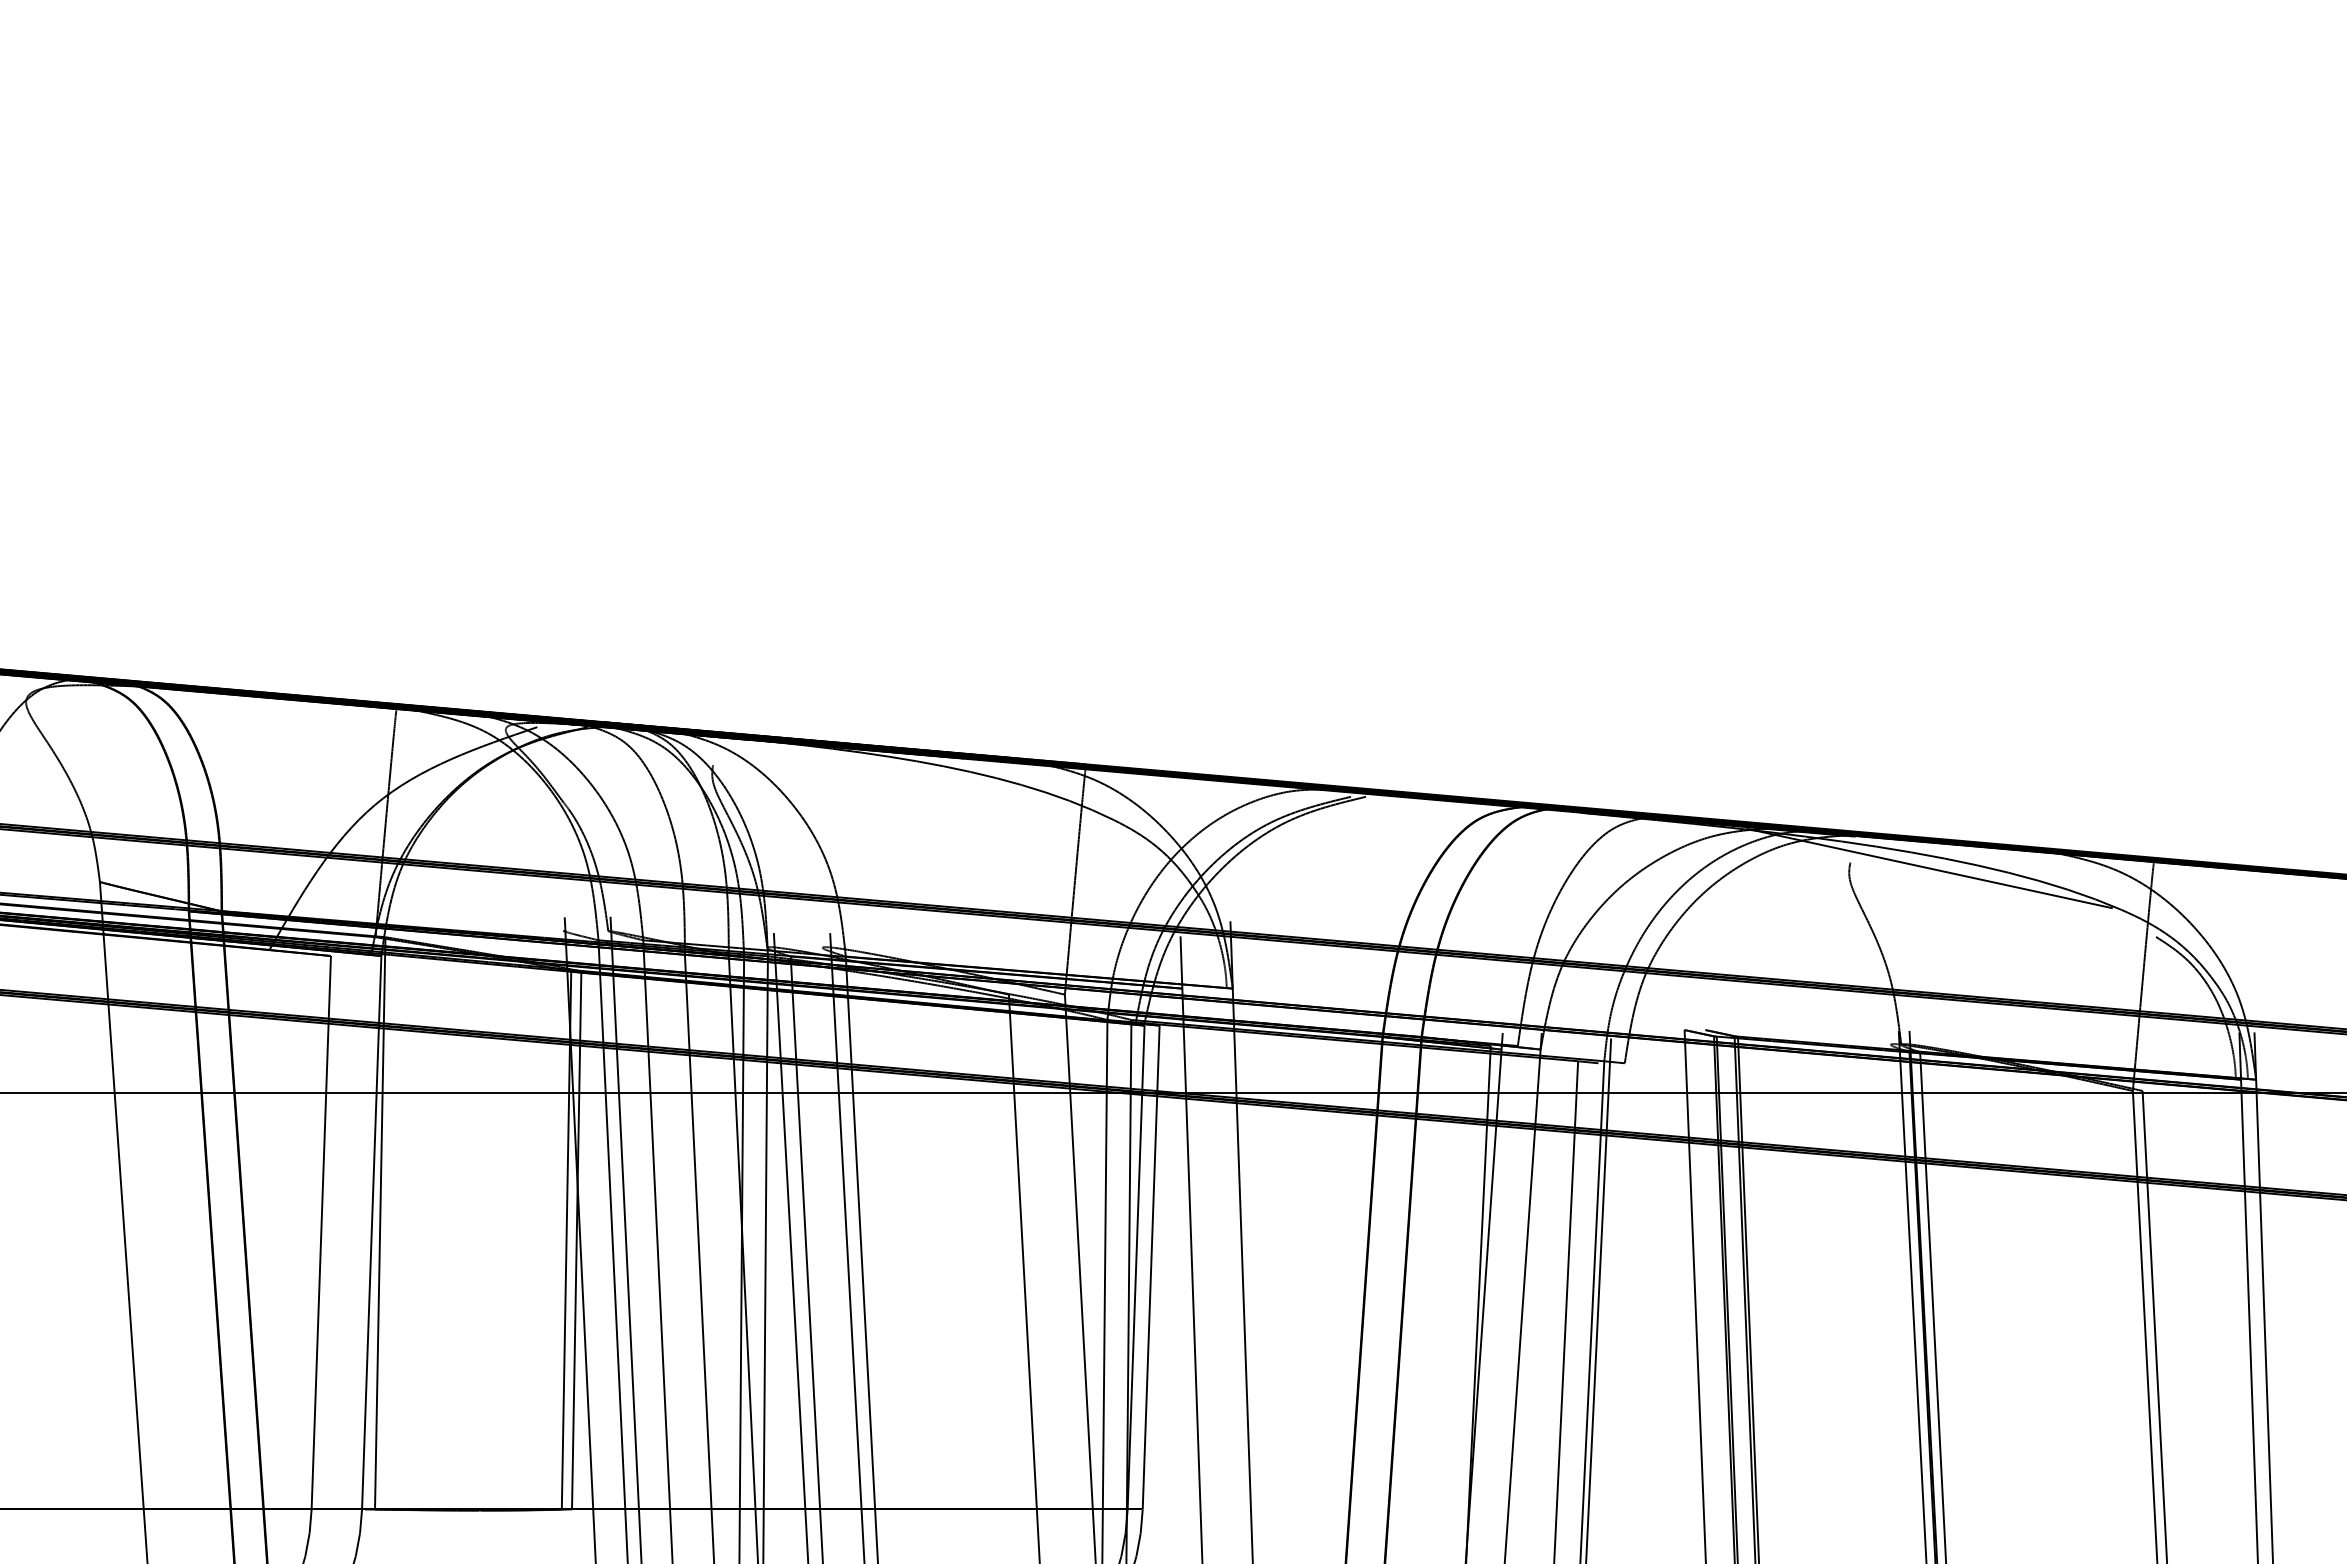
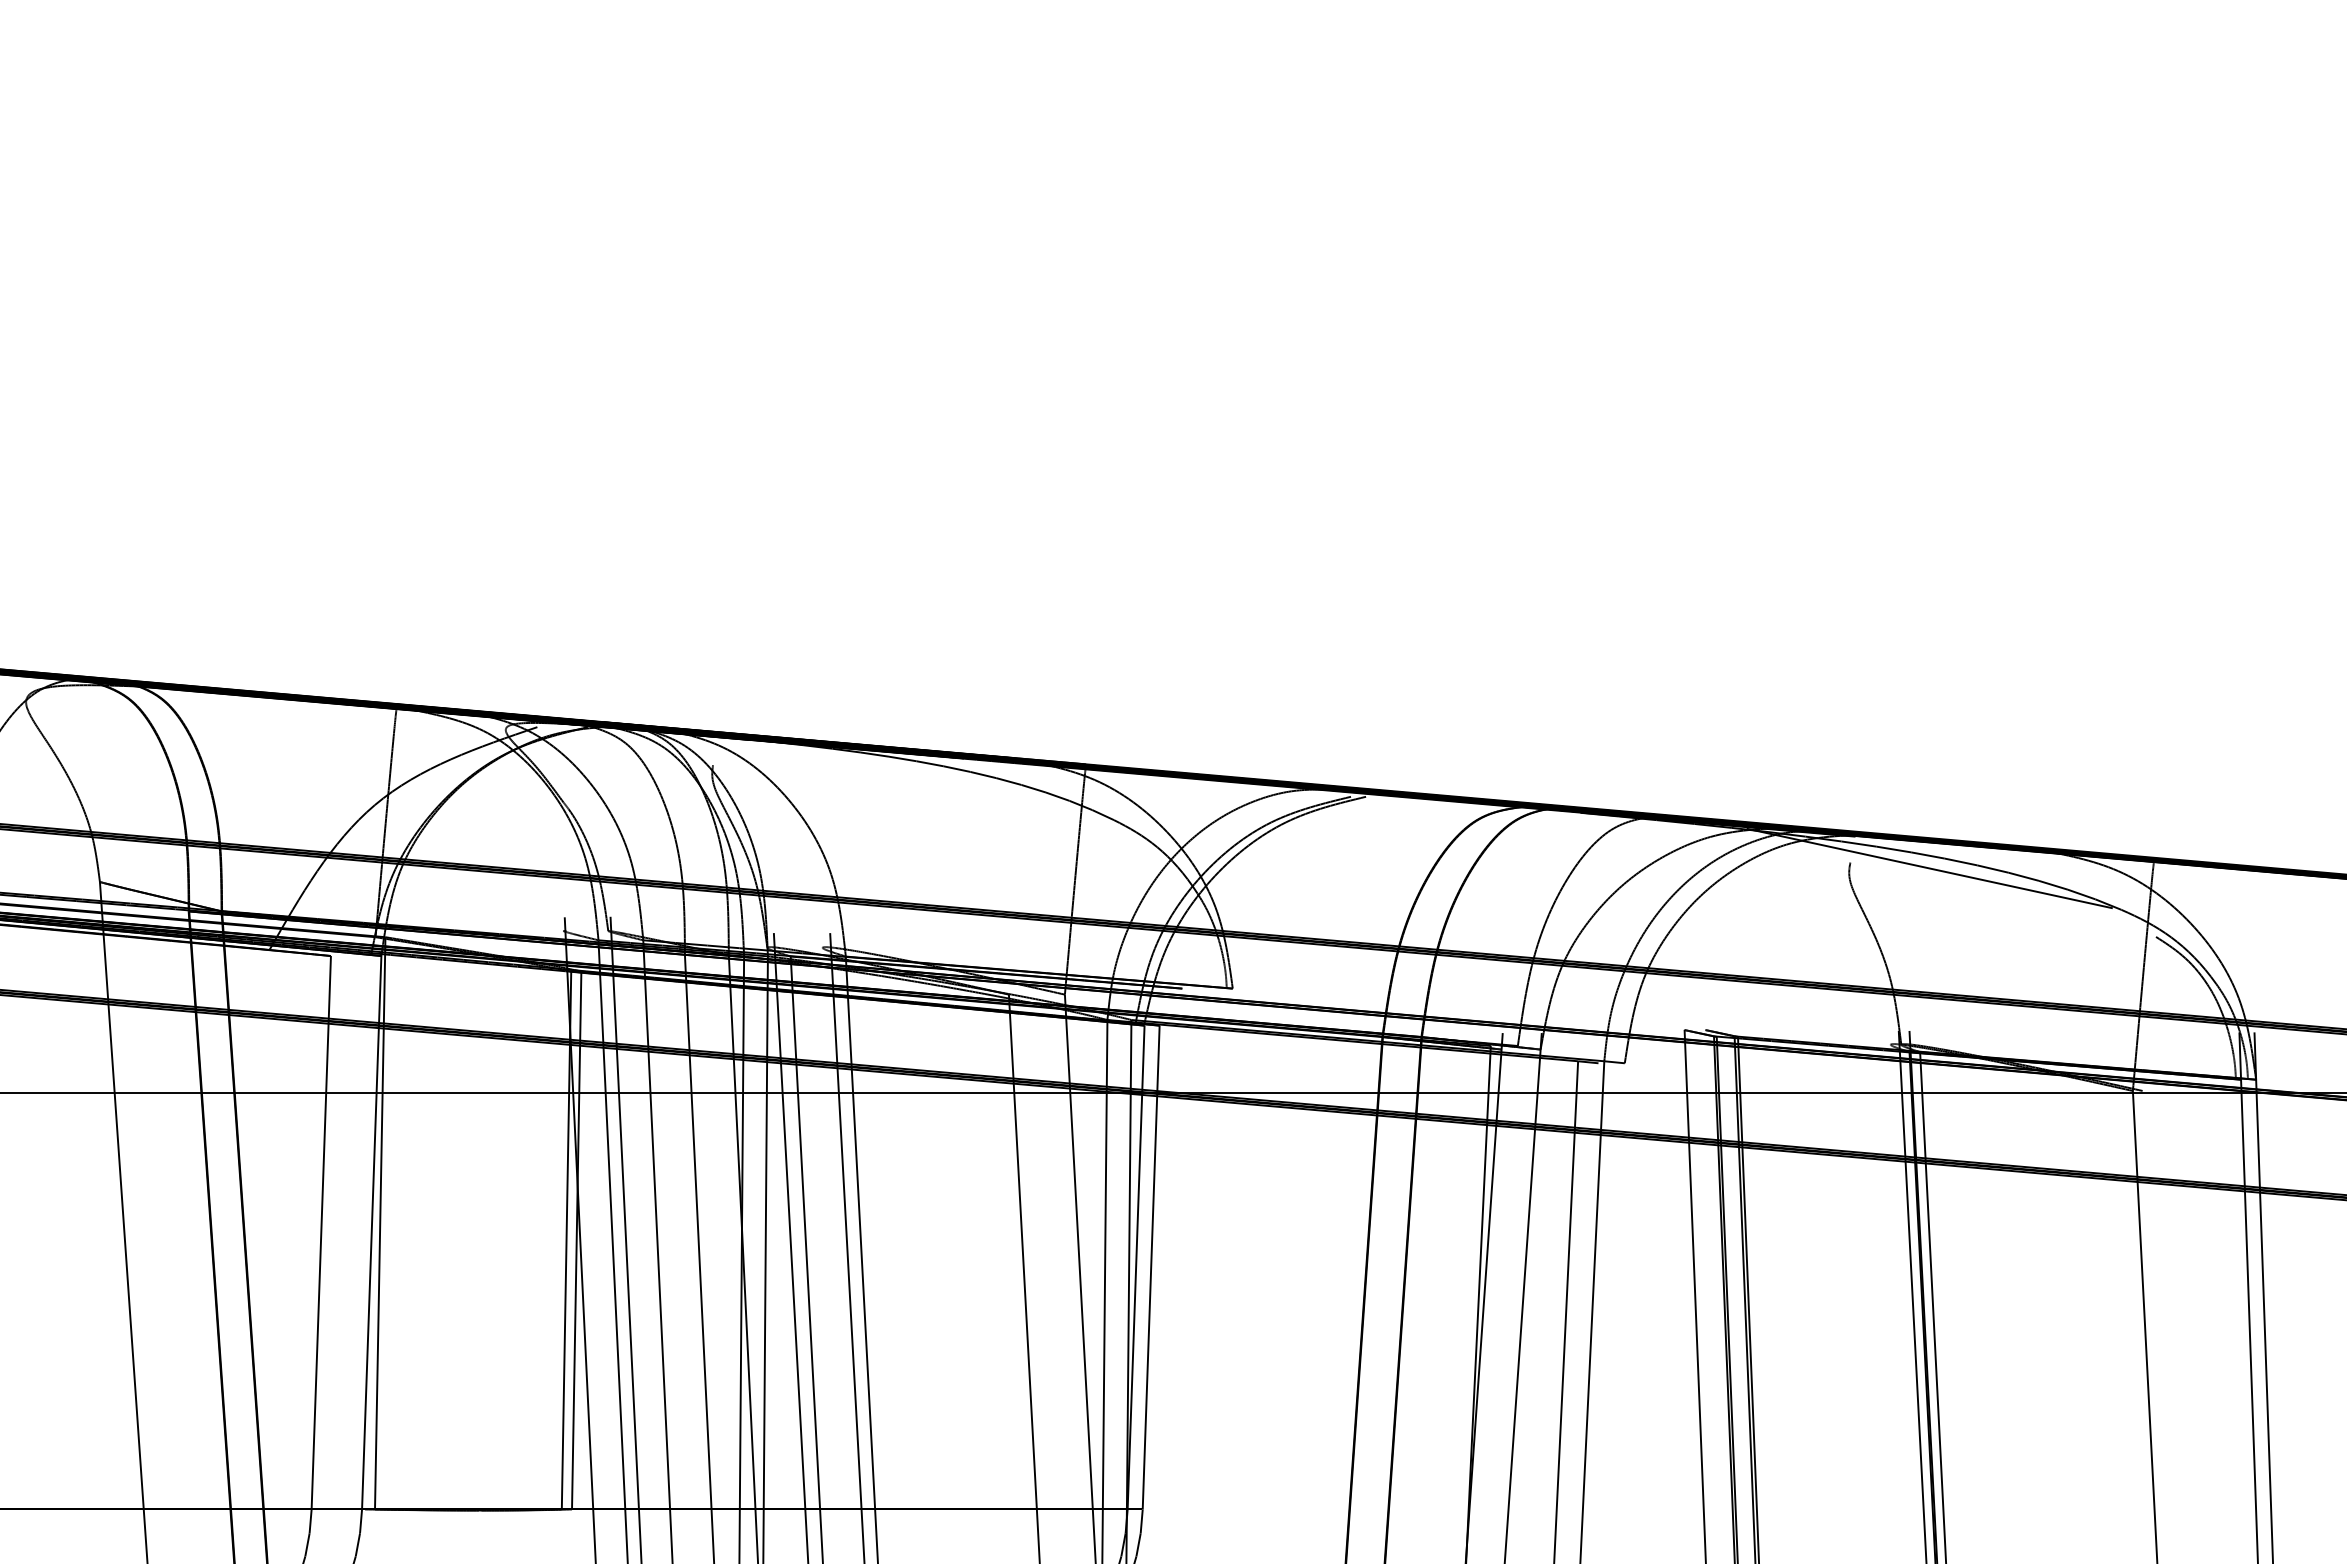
line: present -> none (1241, 1240)
line: present -> none (1191, 1248)
line: present -> none (1598, 1299)
line: present -> none (2154, 1325)
